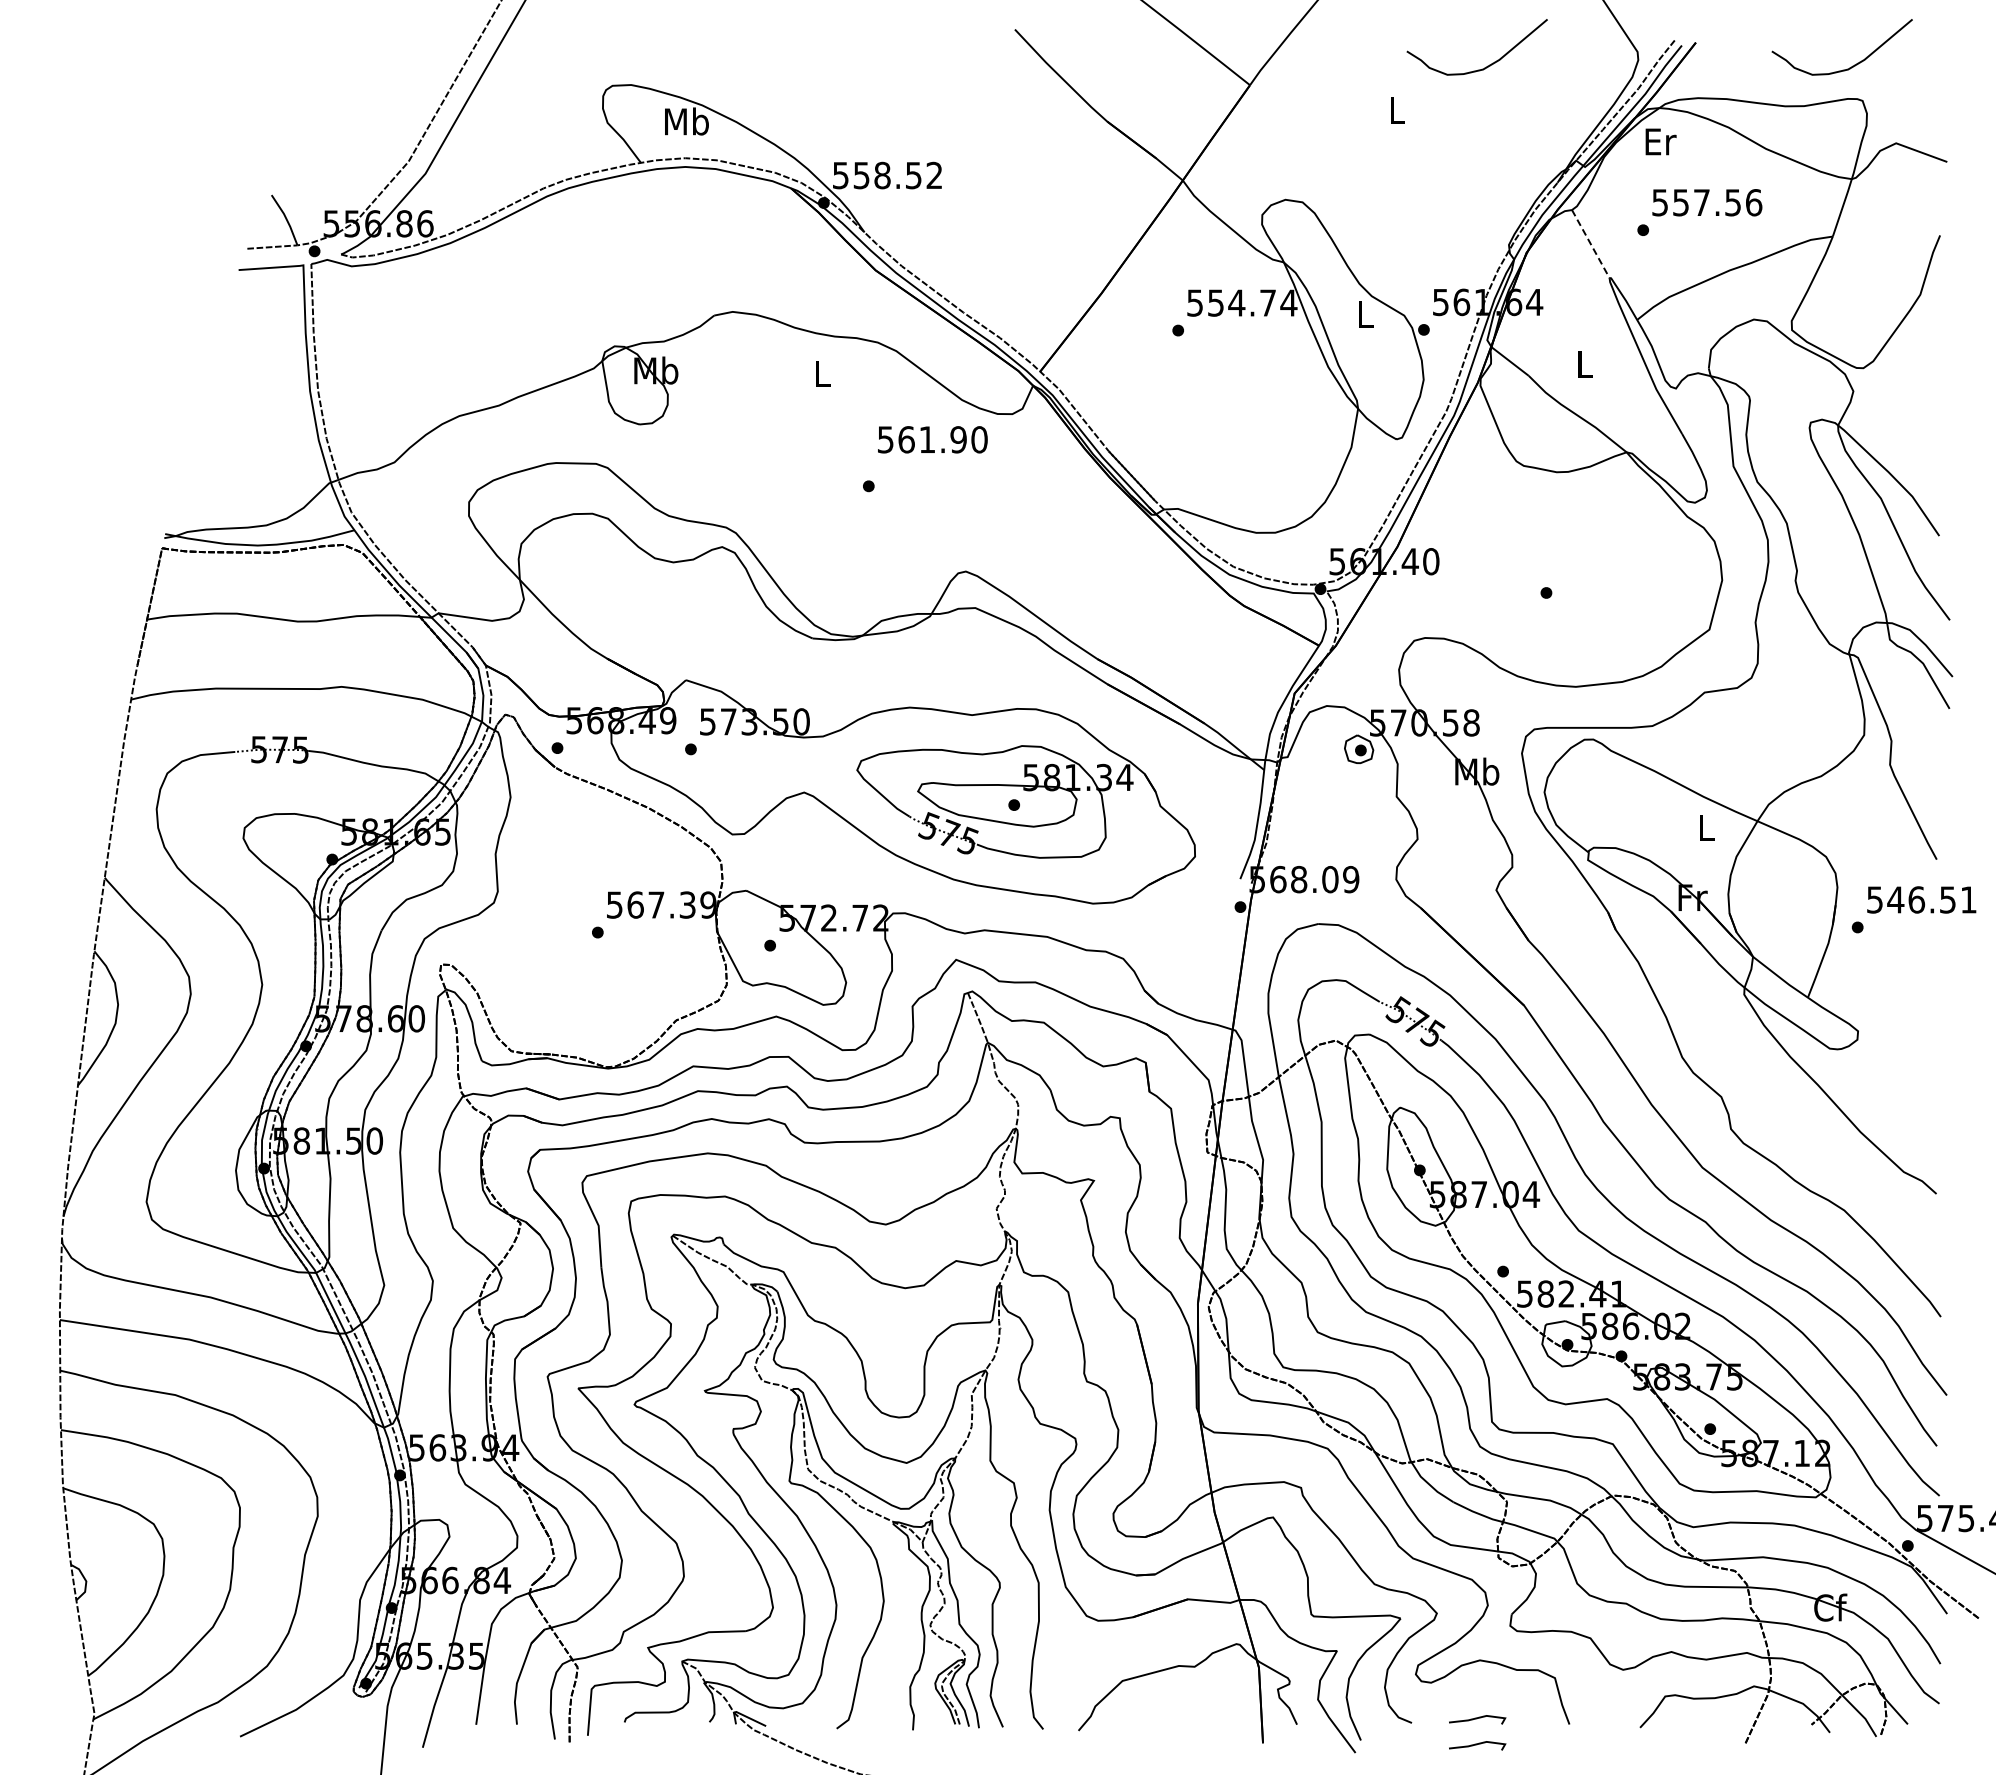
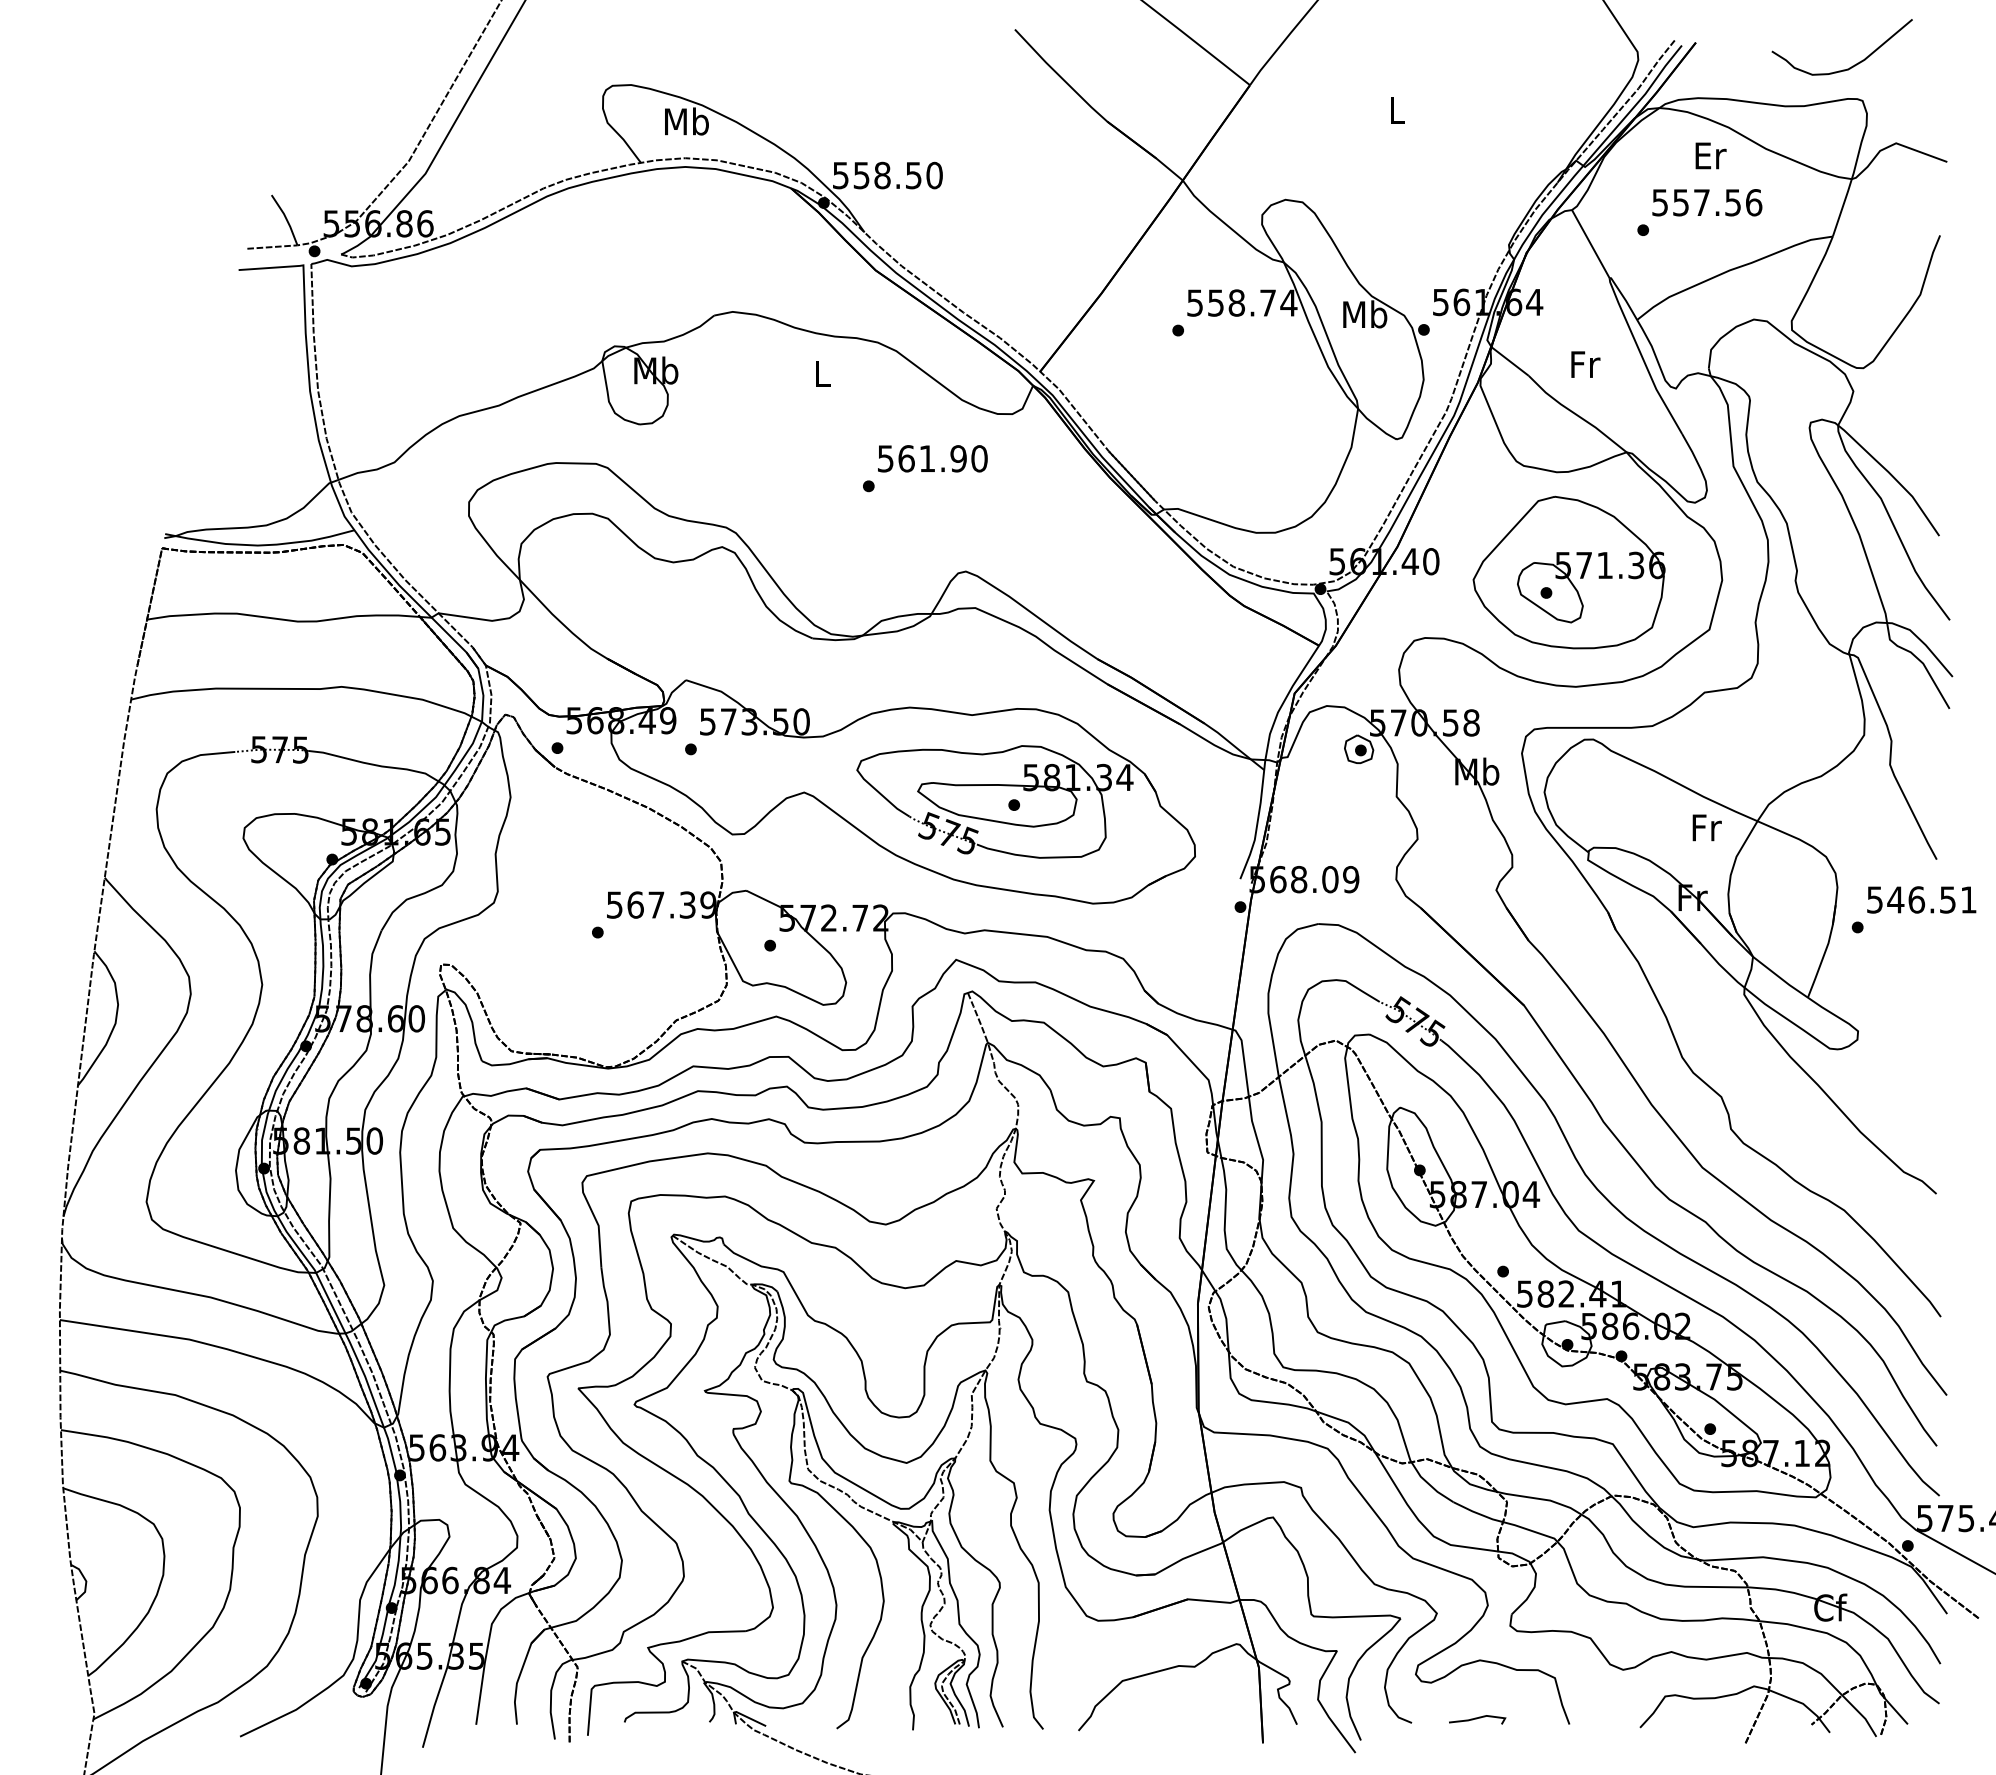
curve: present -> none (1487, 65)
text position: (1660, 141) -> (1710, 155) (1710, 155)
text: 558.52 -> 558.50 (934, 175)
line: dashed -> solid (1590, 244)
text: 554.74 -> 558.74 (1236, 302)
text: L -> Mb (1365, 314)
text: L -> Fr (1585, 364)
text position: (932, 439) -> (932, 458) (932, 458)
part: none -> present (1568, 572)
text: L -> Fr (1706, 827)
line: present -> none (1477, 1745)
